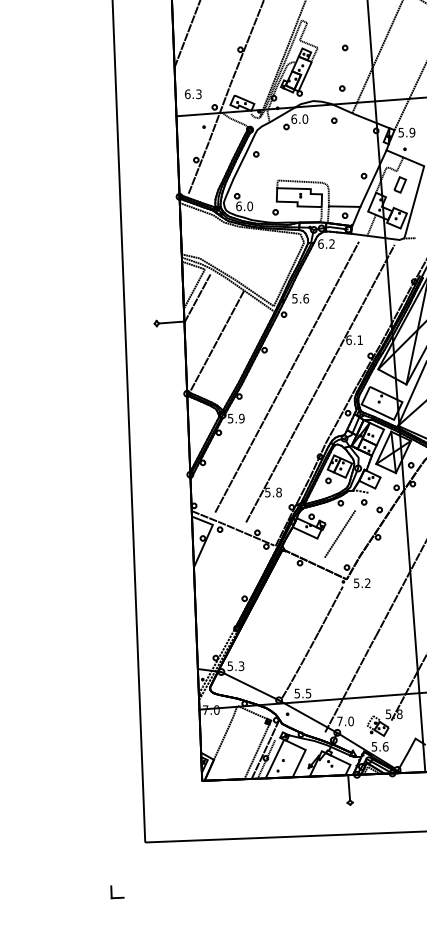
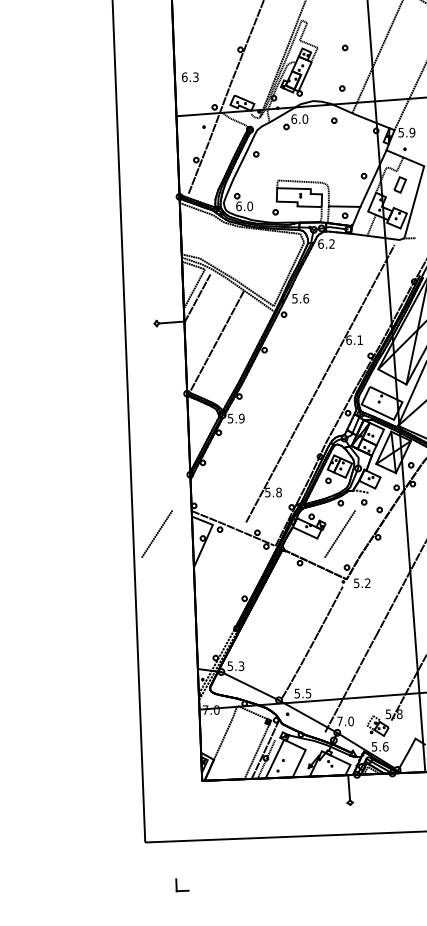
line: present -> none (186, 34)
text position: (193, 94) -> (190, 77) (190, 77)
line: present -> none (287, 376)
line: none -> present (156, 533)
part position: (117, 892) -> (182, 885) (182, 885)
